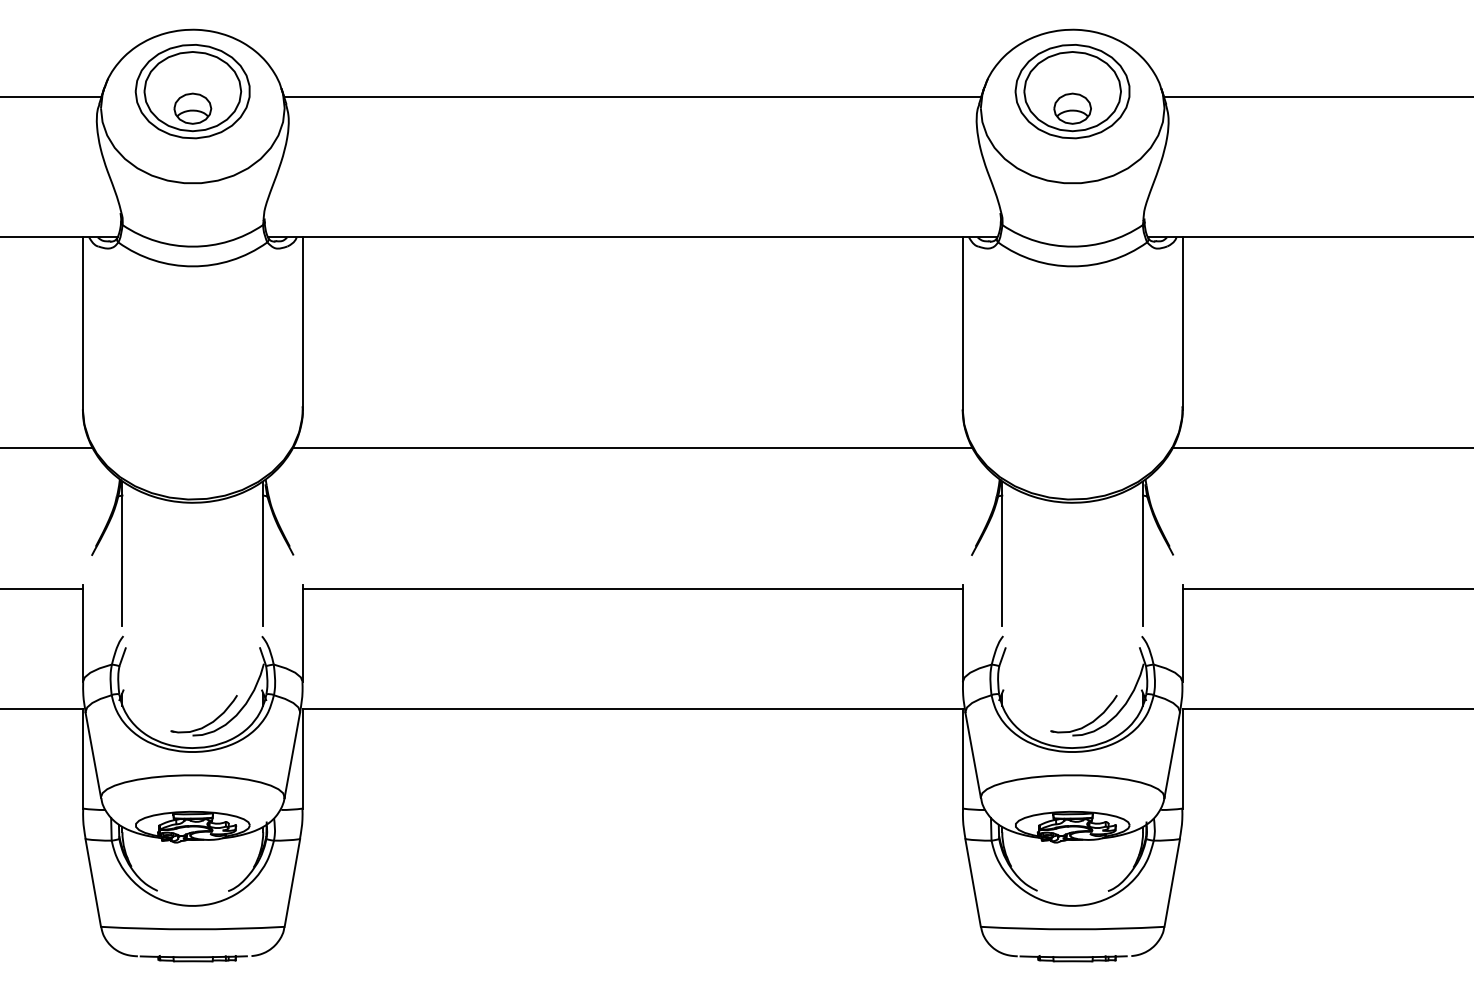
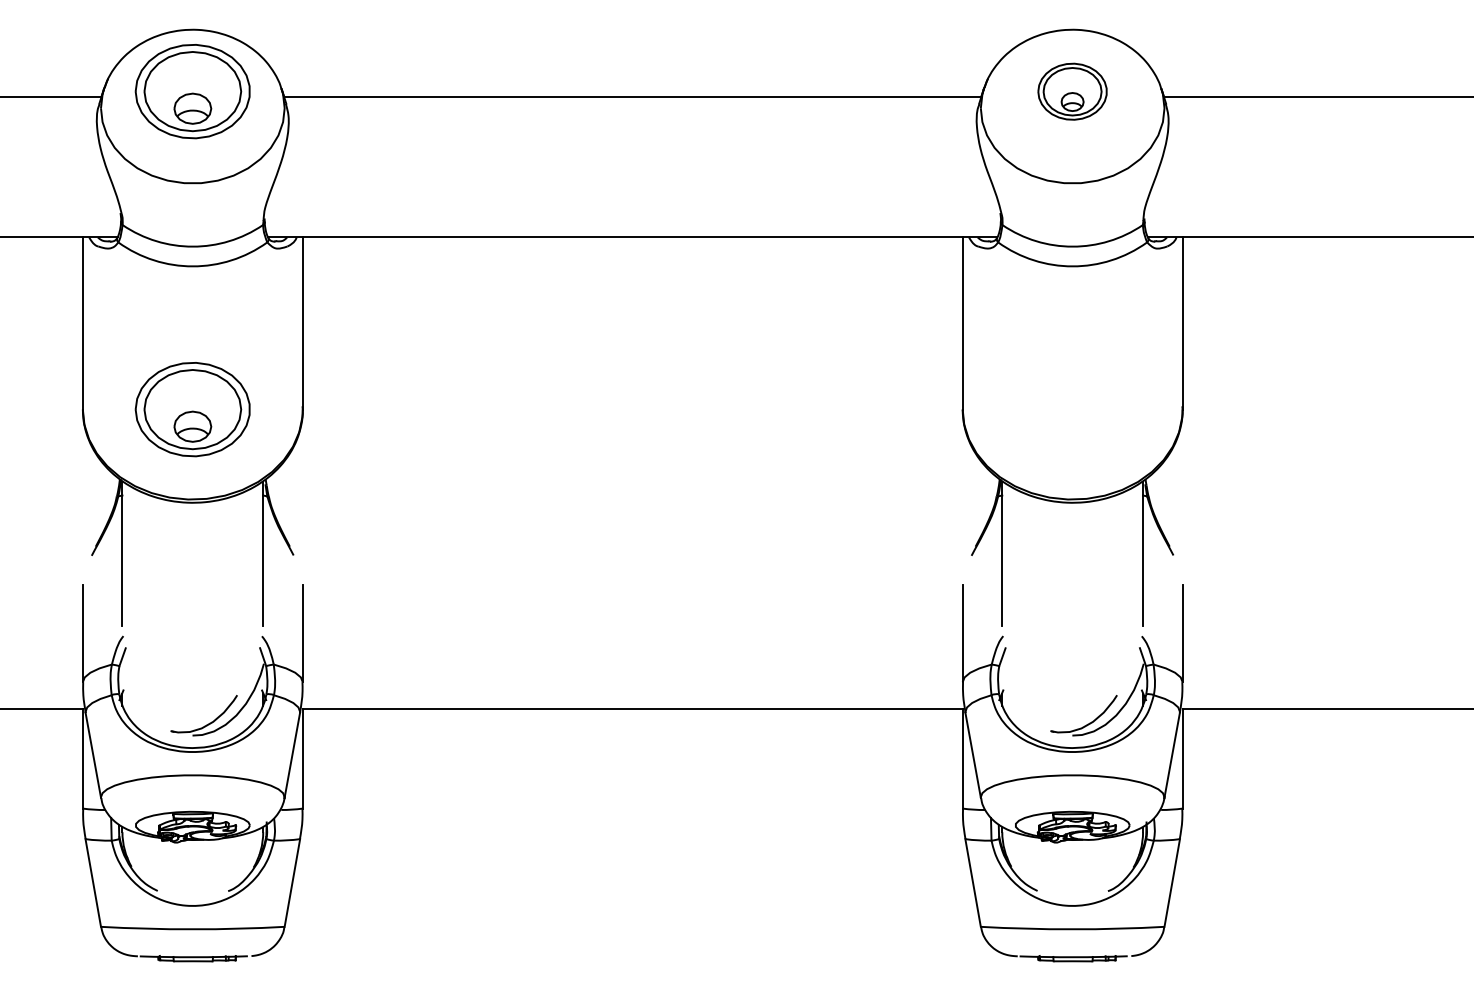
part size: 117x96 px -> 71x59 px (1072, 91)
part: none -> present (192, 409)
line: present -> none (47, 448)
line: present -> none (632, 448)
line: present -> none (1321, 448)
line: present -> none (42, 589)
line: present -> none (632, 589)
line: present -> none (1326, 589)
